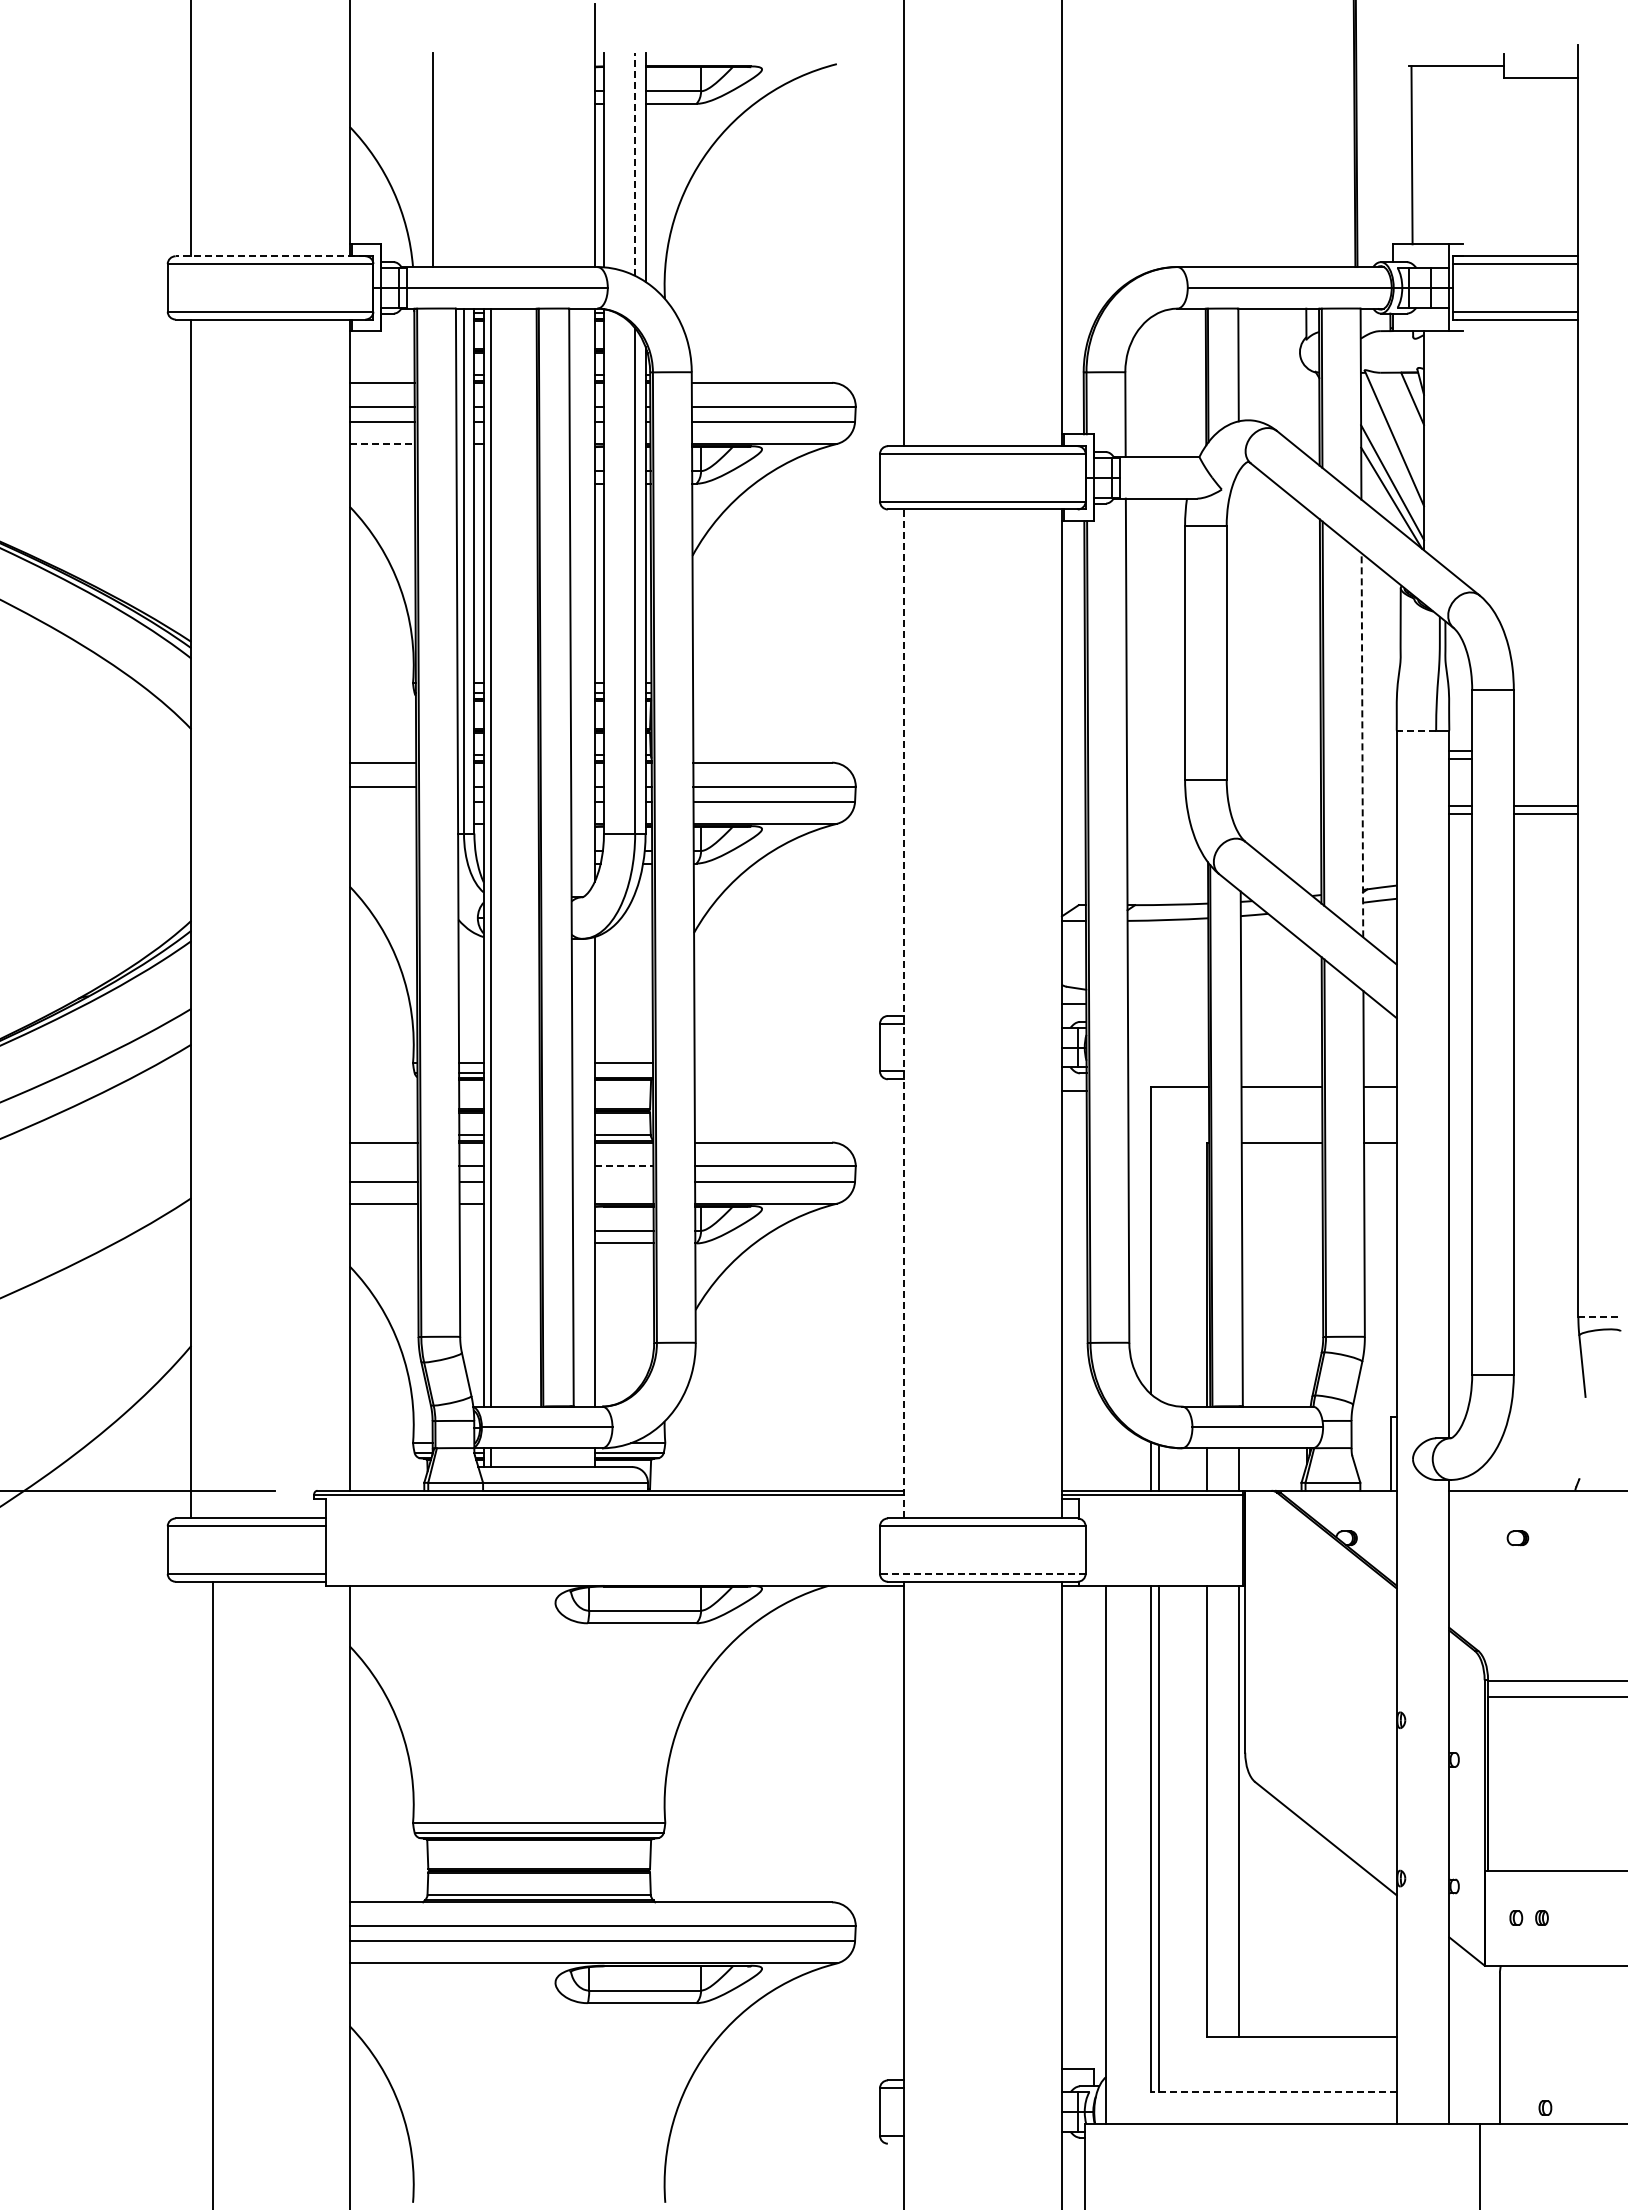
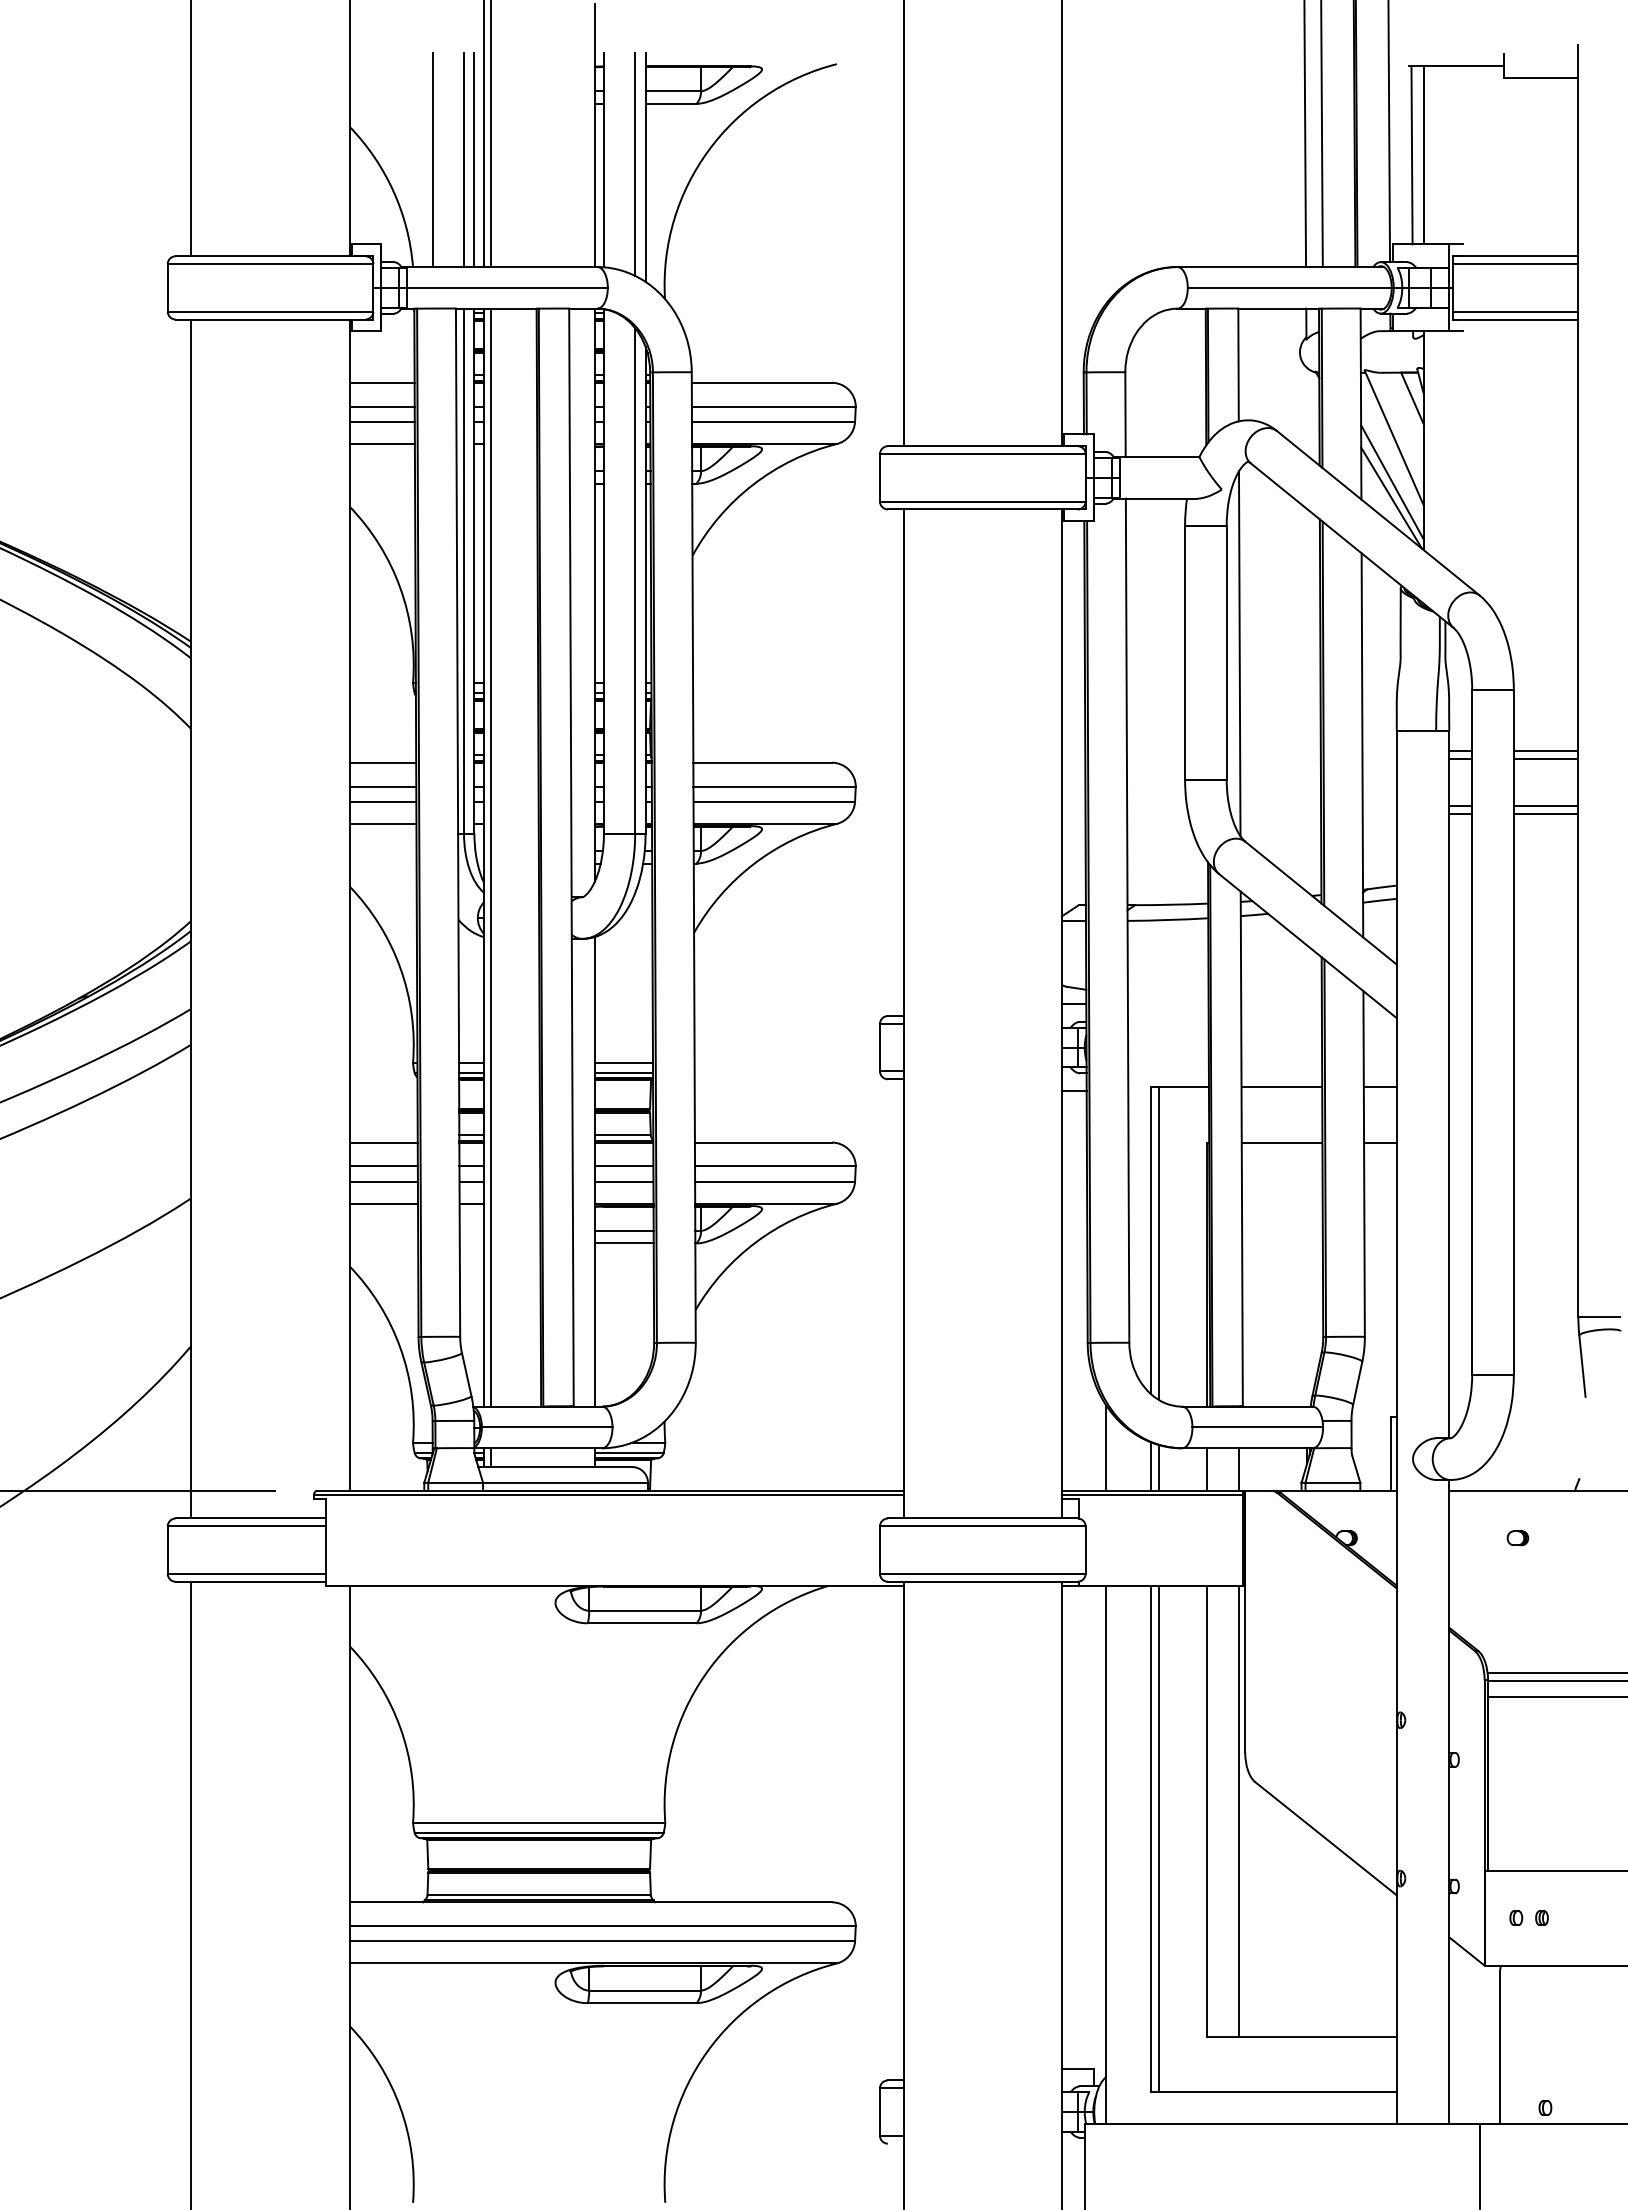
line: none -> present (1389, 132)
line: none -> present (483, 134)
line: none -> present (491, 134)
line: none -> present (1305, 134)
line: none -> present (1321, 134)
line: none -> present (1424, 155)
line: none -> present (464, 159)
line: none -> present (474, 159)
line: dashed -> solid (635, 163)
line: dashed -> solid (270, 256)
line: dashed -> solid (382, 444)
line: none -> present (1239, 653)
line: dashed -> solid (1418, 730)
line: dashed -> solid (1362, 744)
line: none -> present (1545, 750)
line: none -> present (1545, 758)
line: none -> present (382, 801)
line: none -> present (382, 823)
line: dashed -> solid (903, 1013)
line: none -> present (623, 1072)
line: none -> present (383, 1166)
line: dashed -> solid (624, 1166)
line: none -> present (623, 1181)
line: none -> present (1158, 1243)
line: dashed -> solid (1599, 1316)
line: none -> present (1106, 1447)
line: dashed -> solid (982, 1573)
line: none -> present (1555, 1672)
line position: (213, 1893) -> (191, 1893) (191, 1893)
line: dashed -> solid (1273, 2092)
